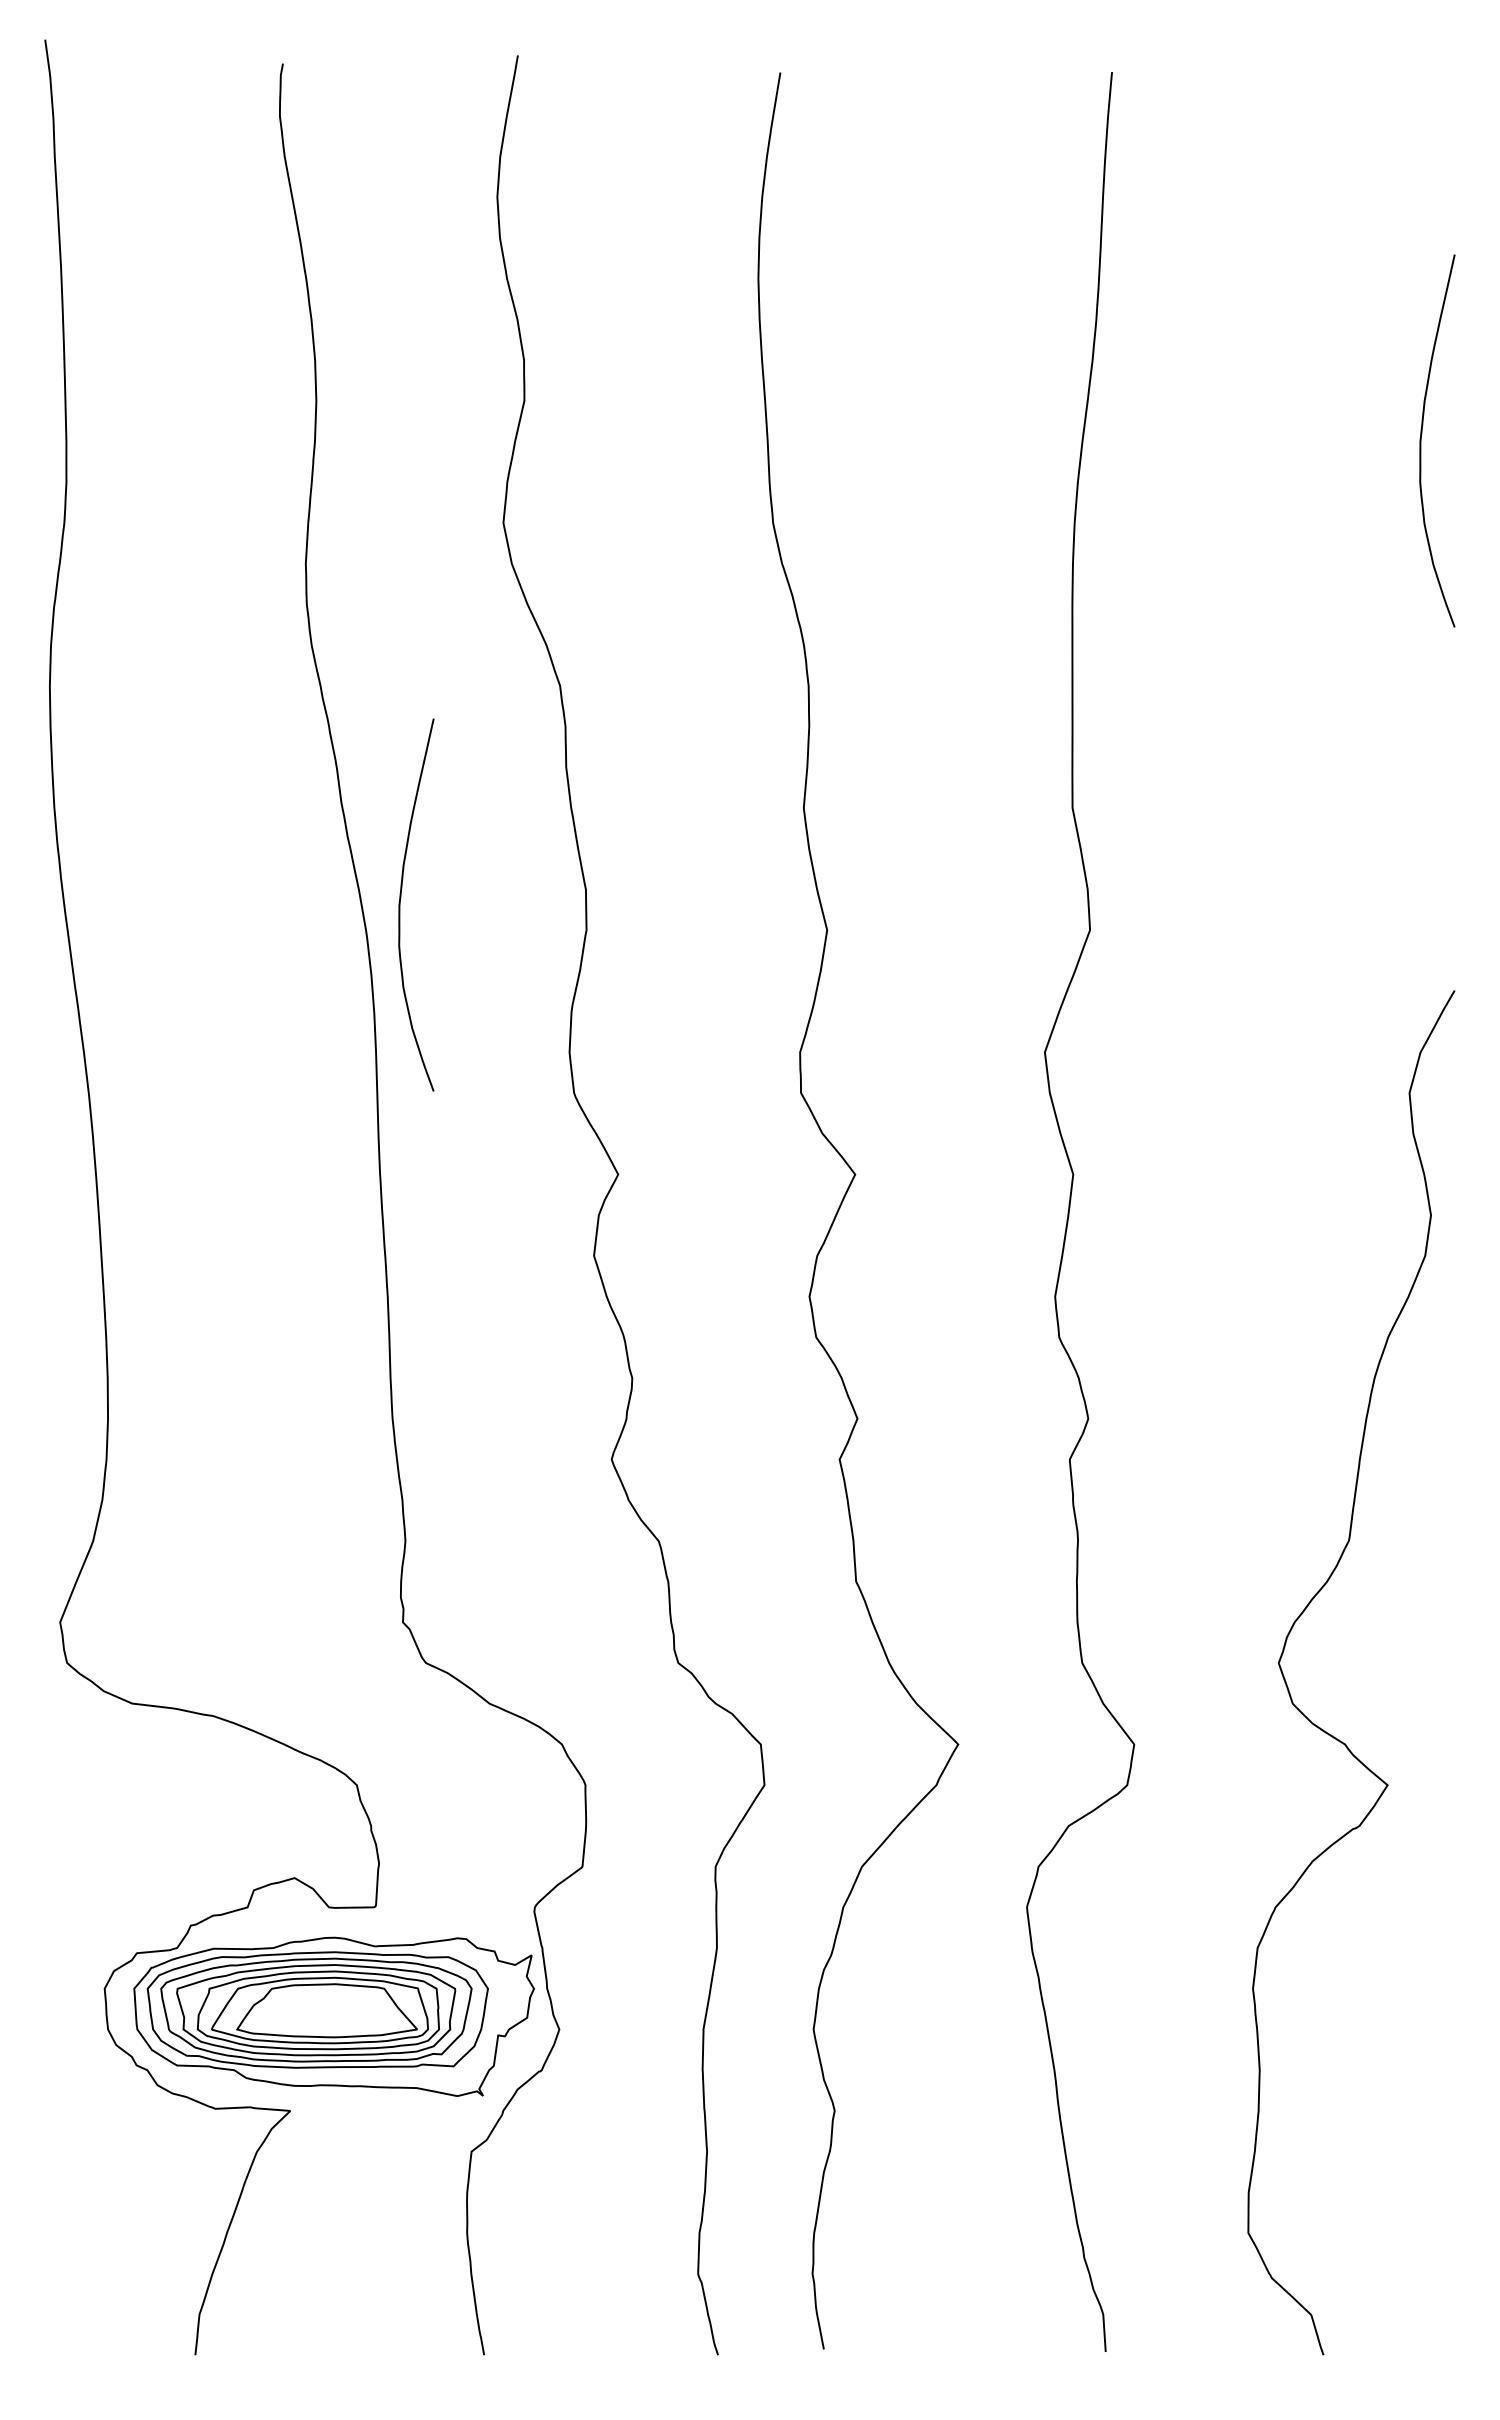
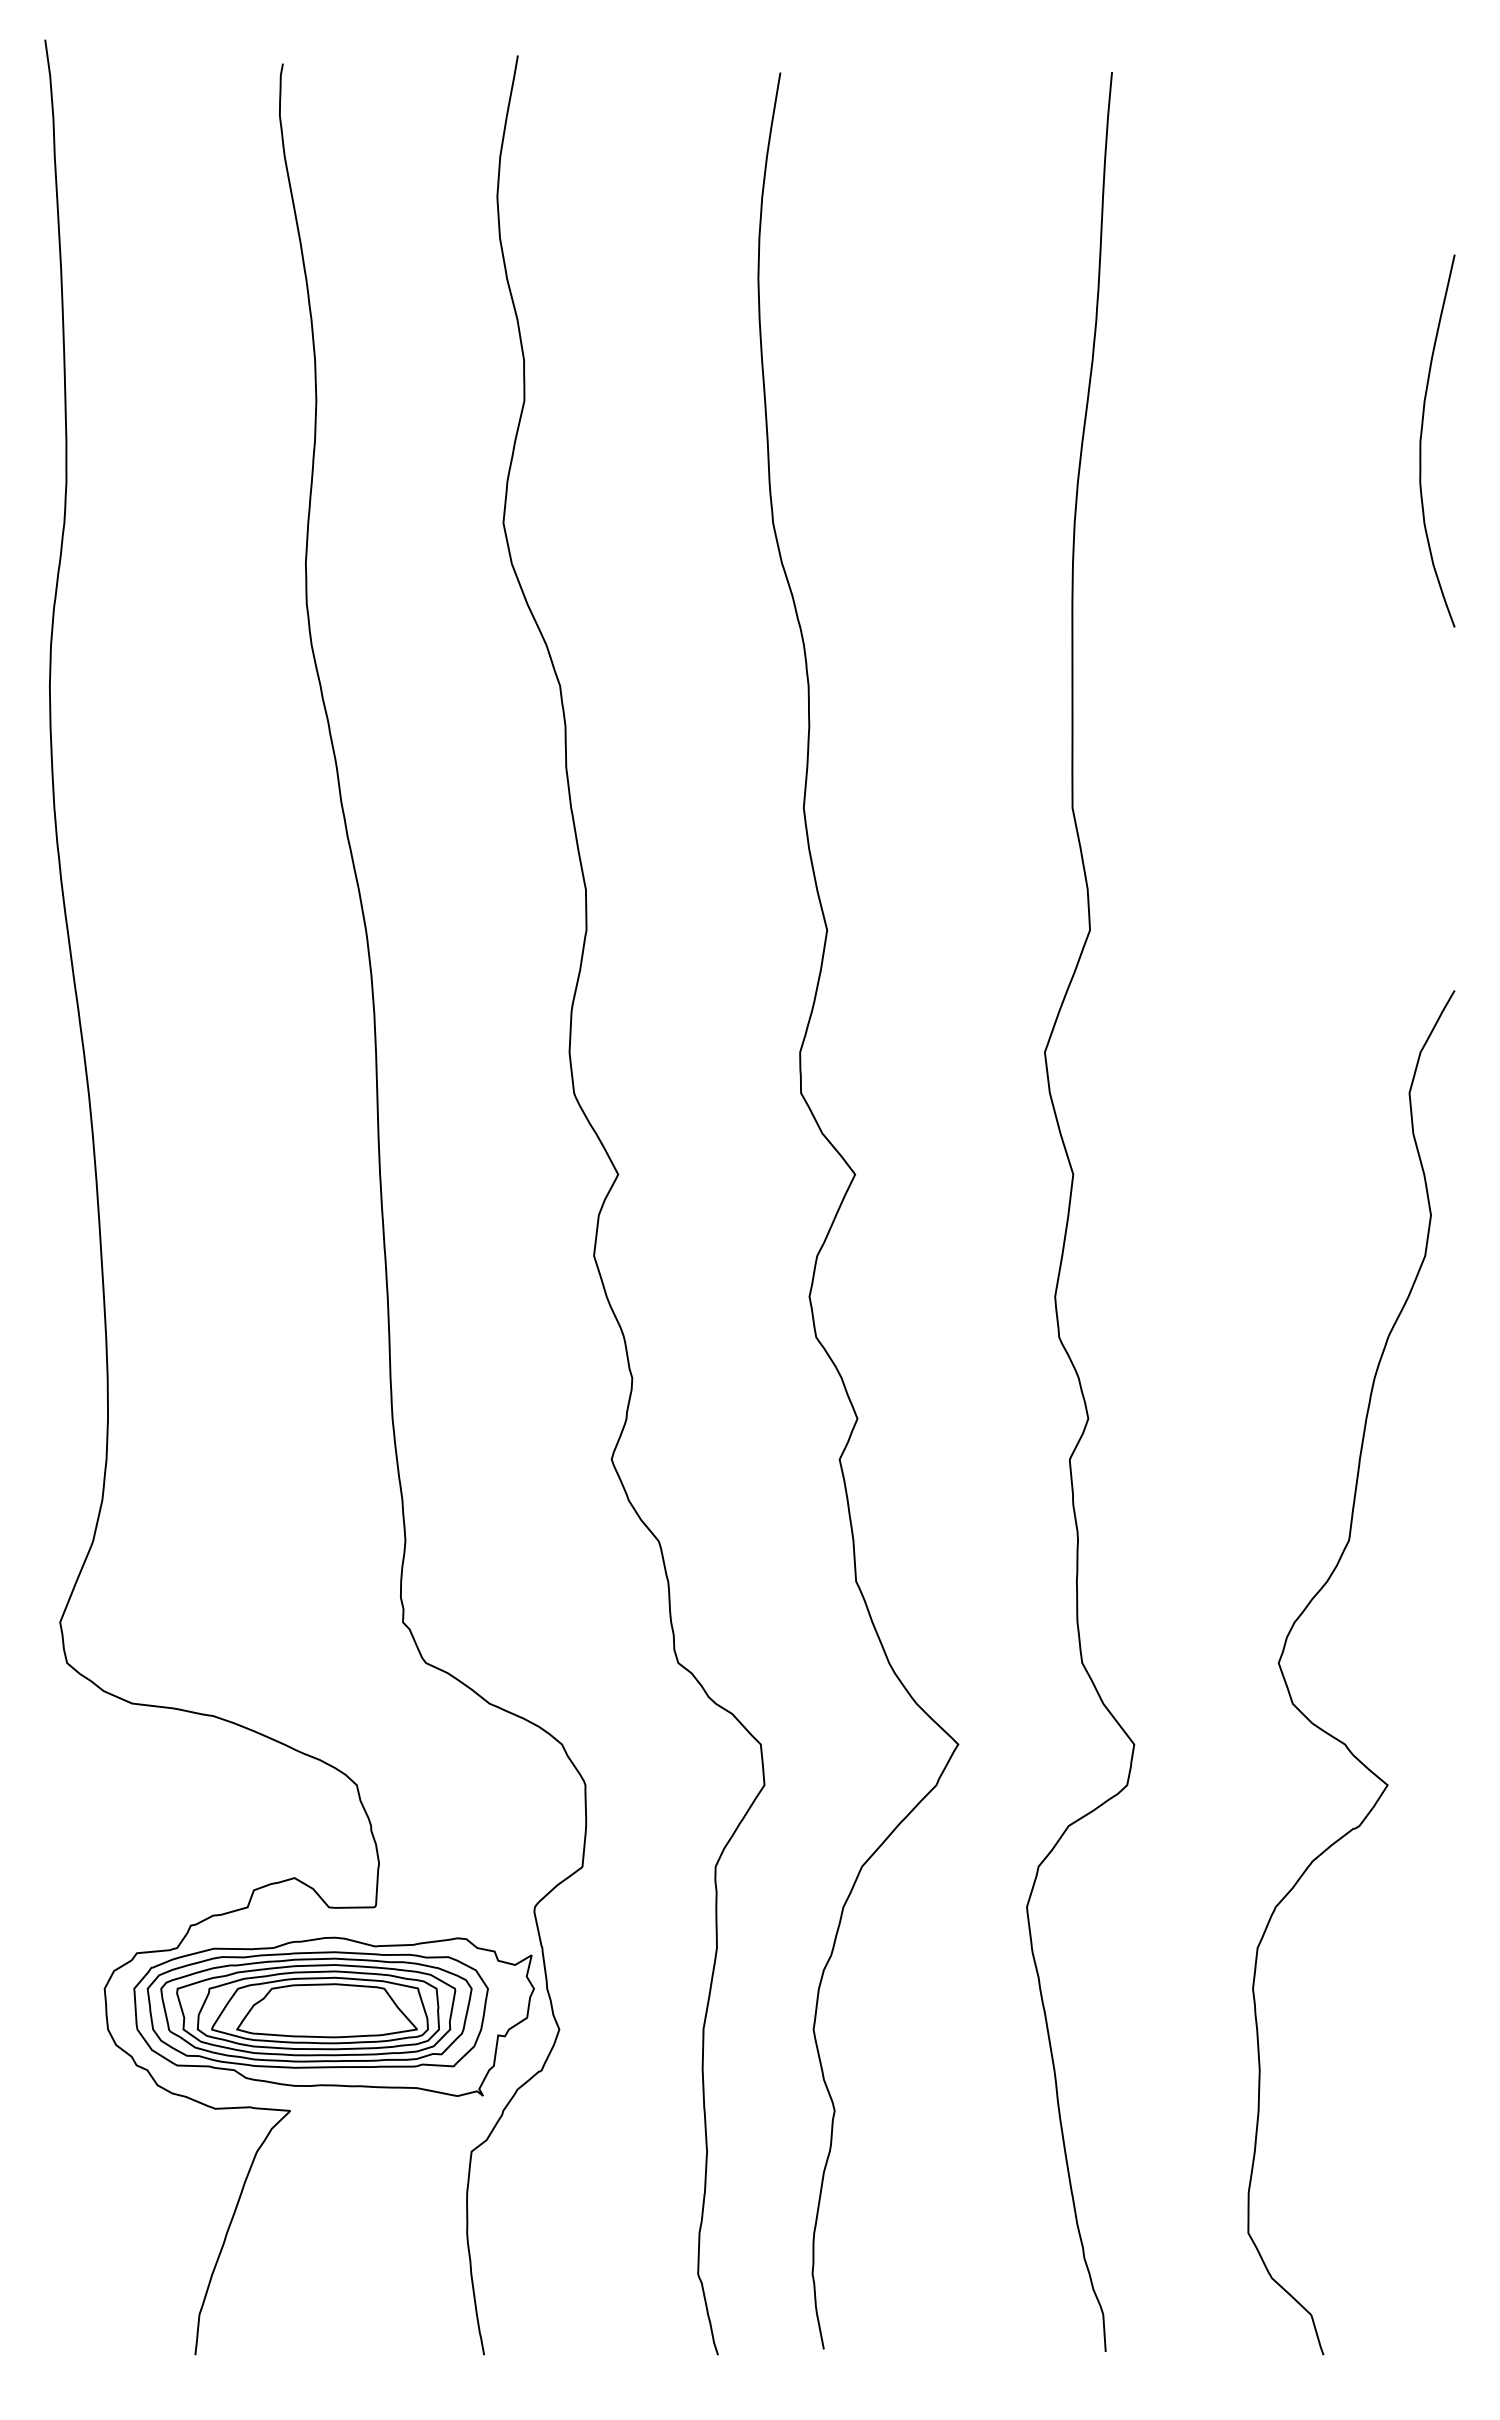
curve: present -> none (400, 904)
